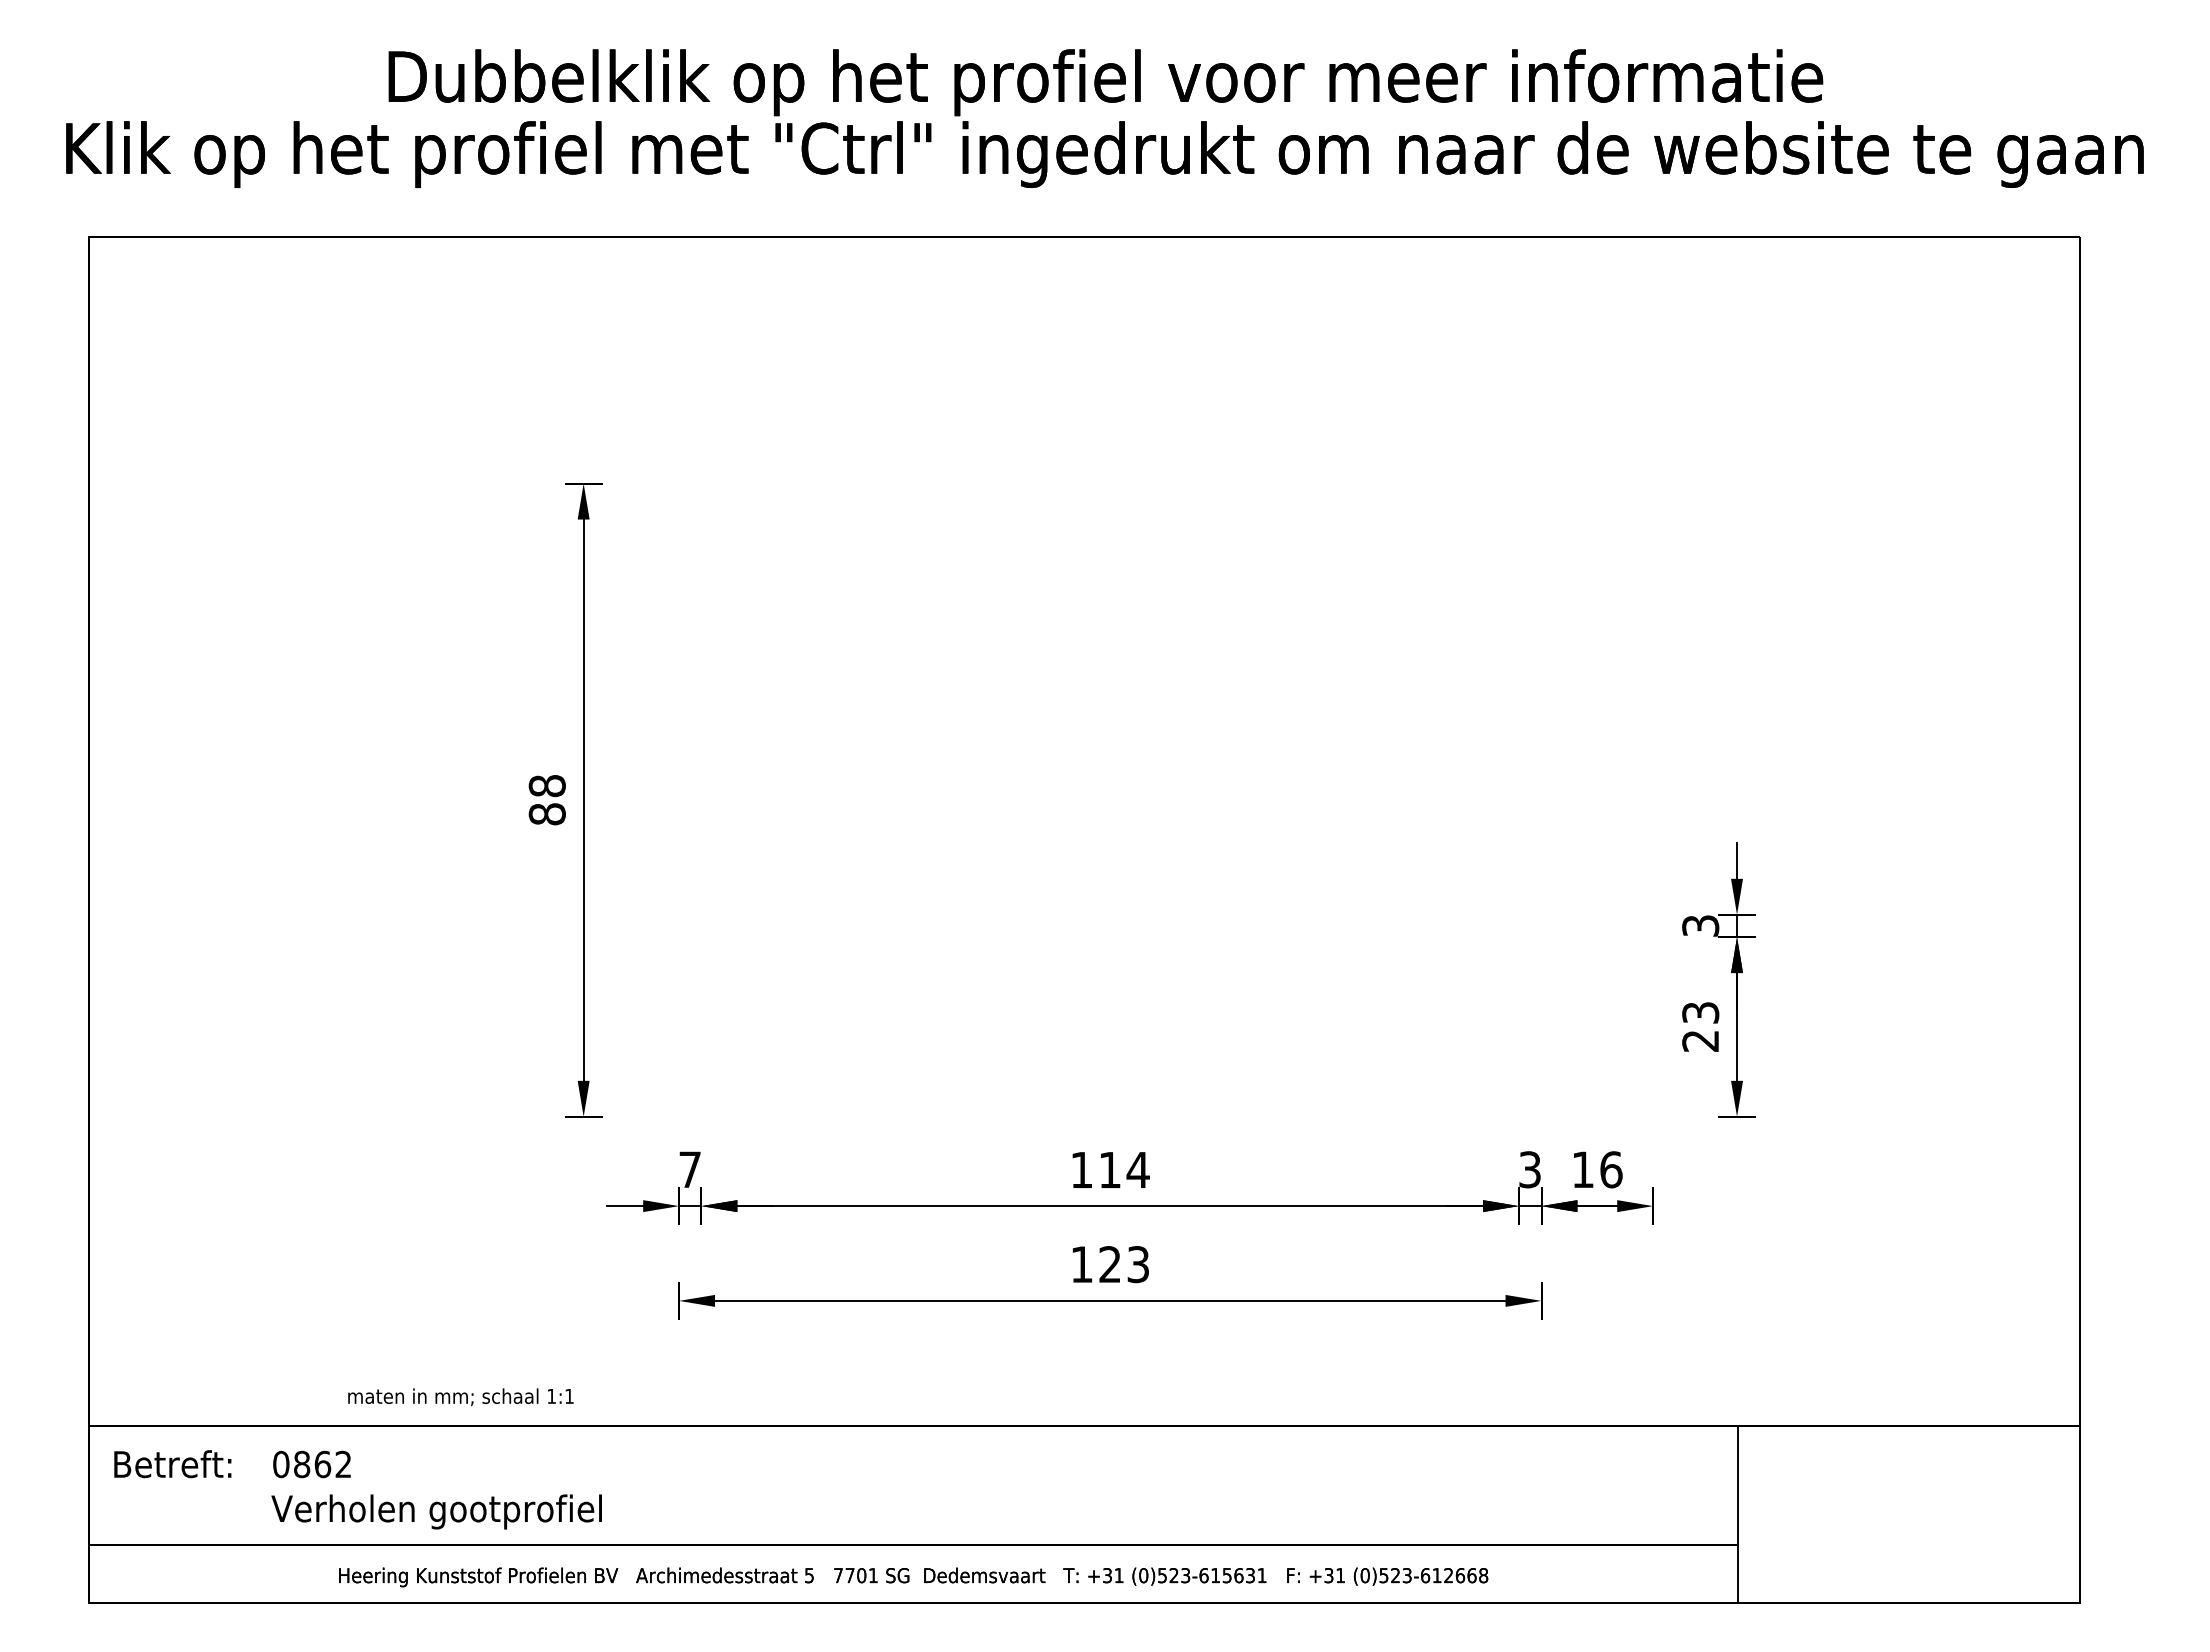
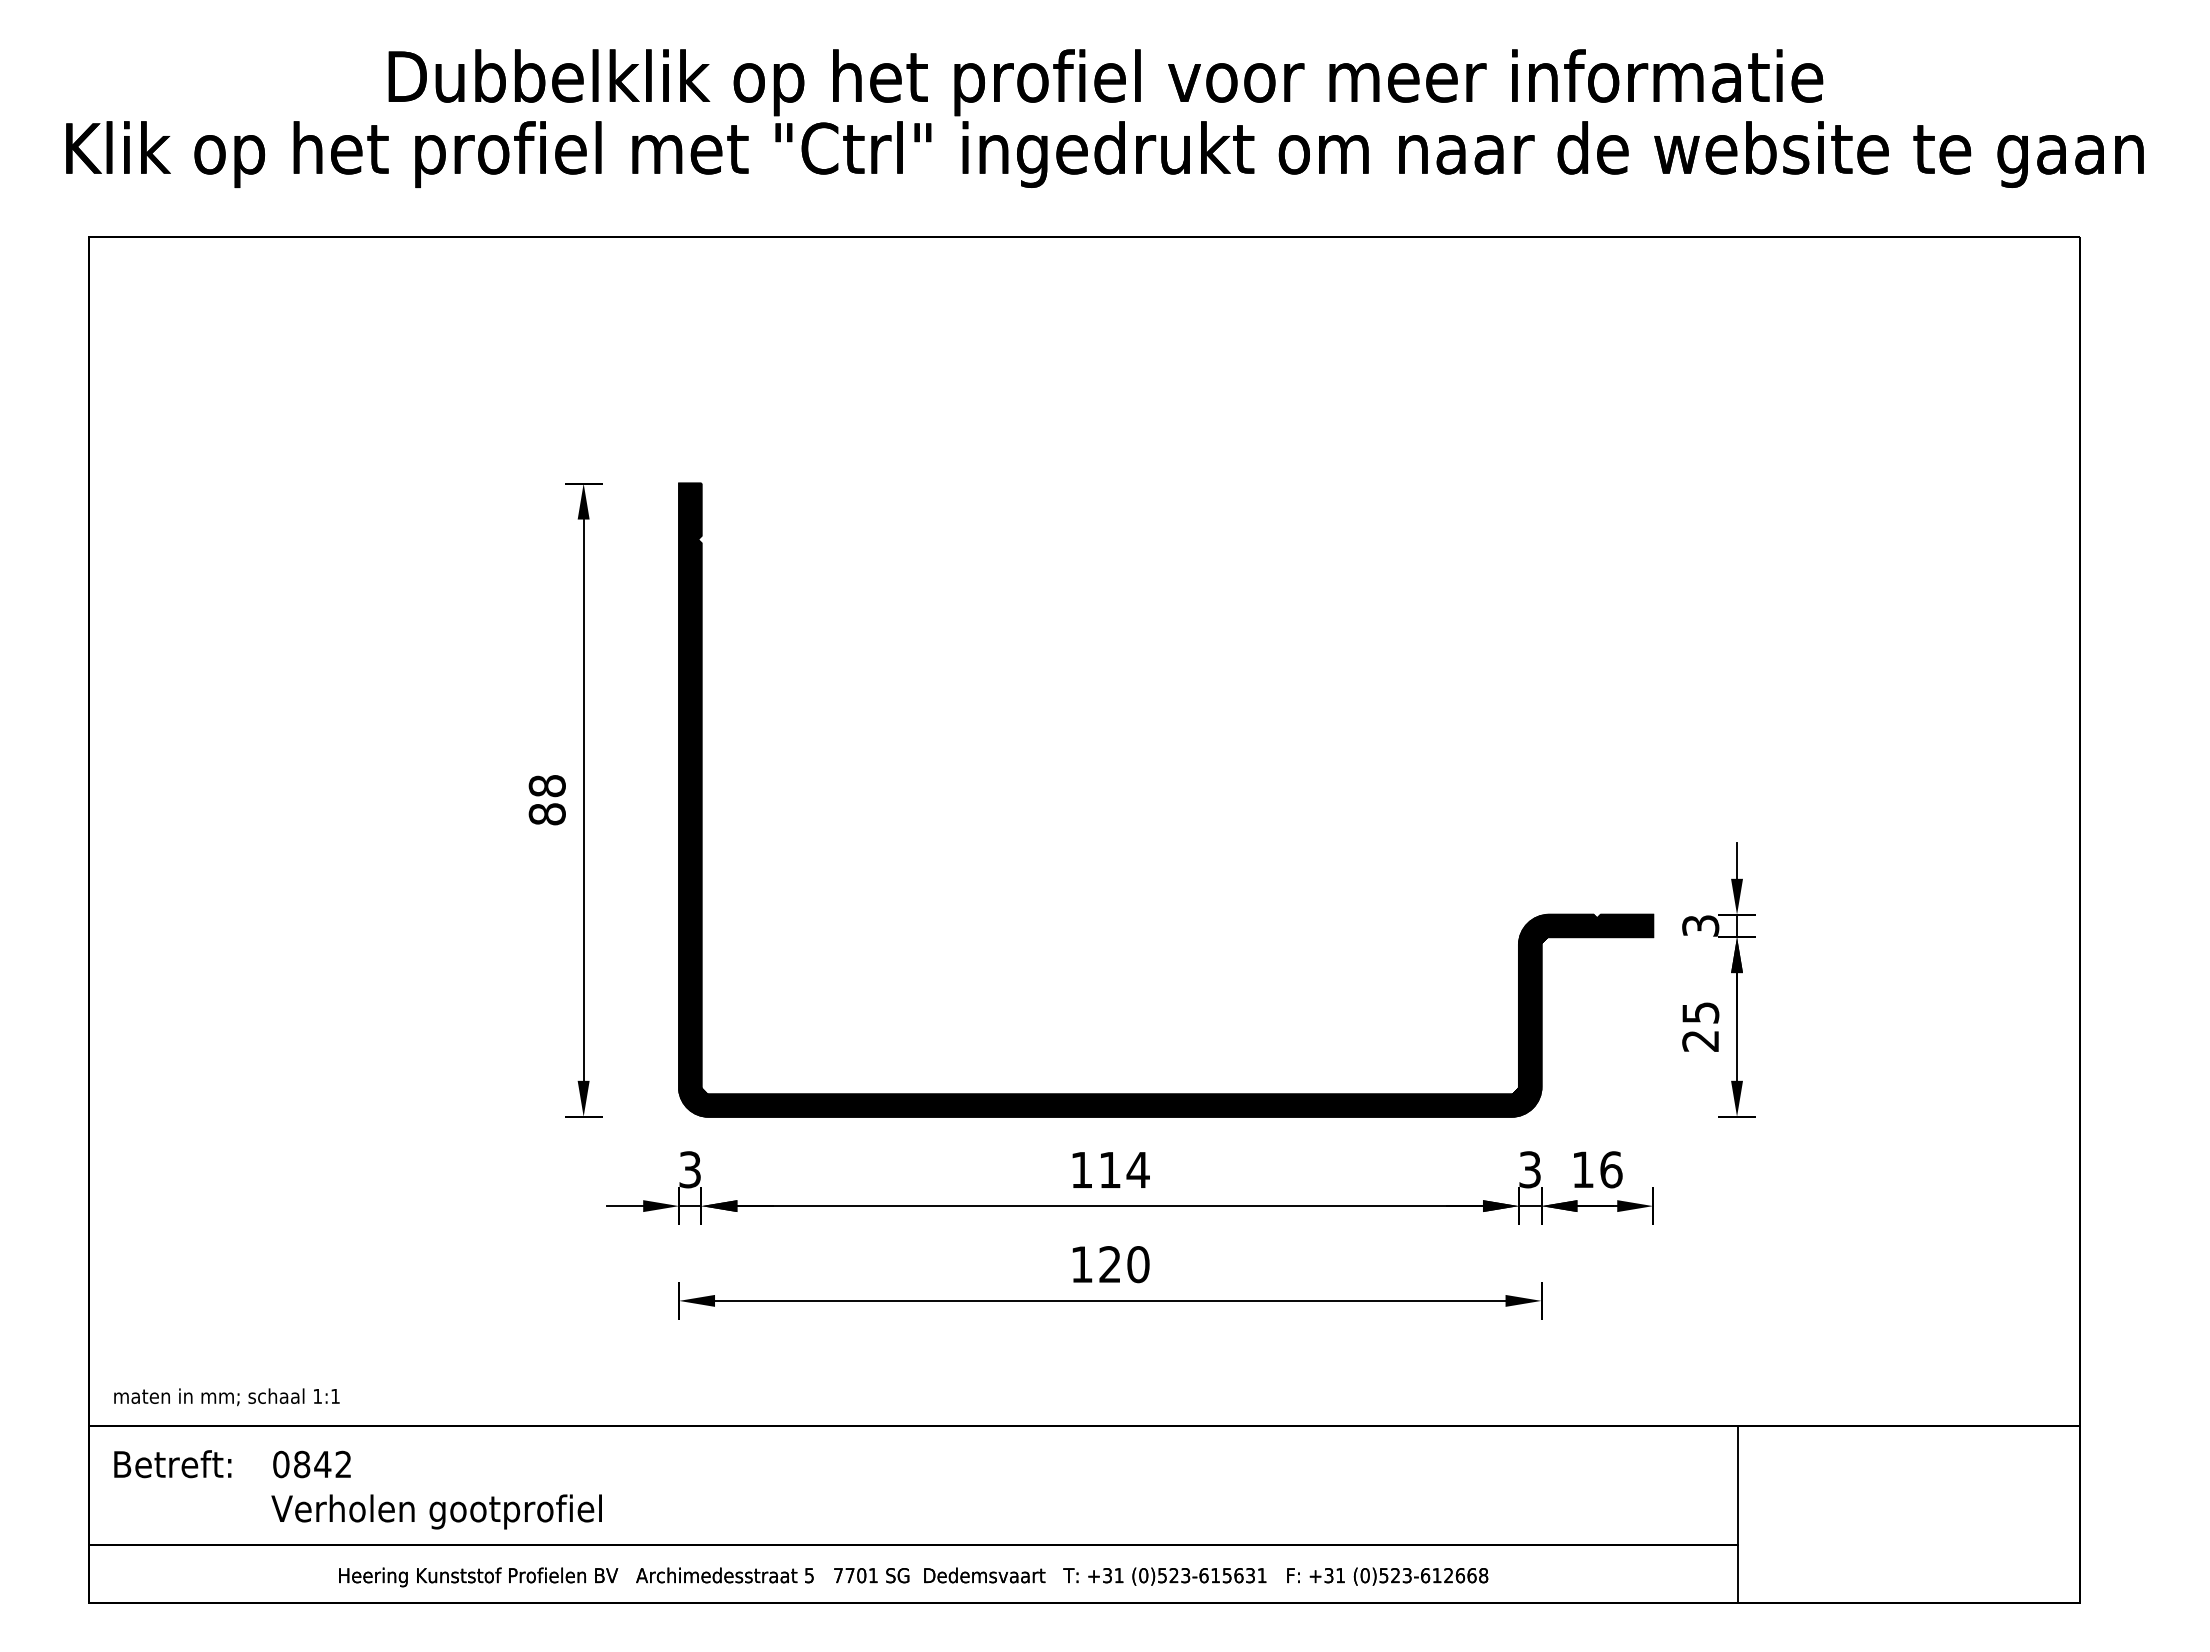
text: 23 -> 25 (1700, 1012)
part: none -> present (1166, 1093)
text: 7 -> 3 (689, 1169)
text: 123 -> 120 (1138, 1264)
text position: (460, 1397) -> (226, 1397) (226, 1397)
text: 0862 -> 0842 (322, 1464)
